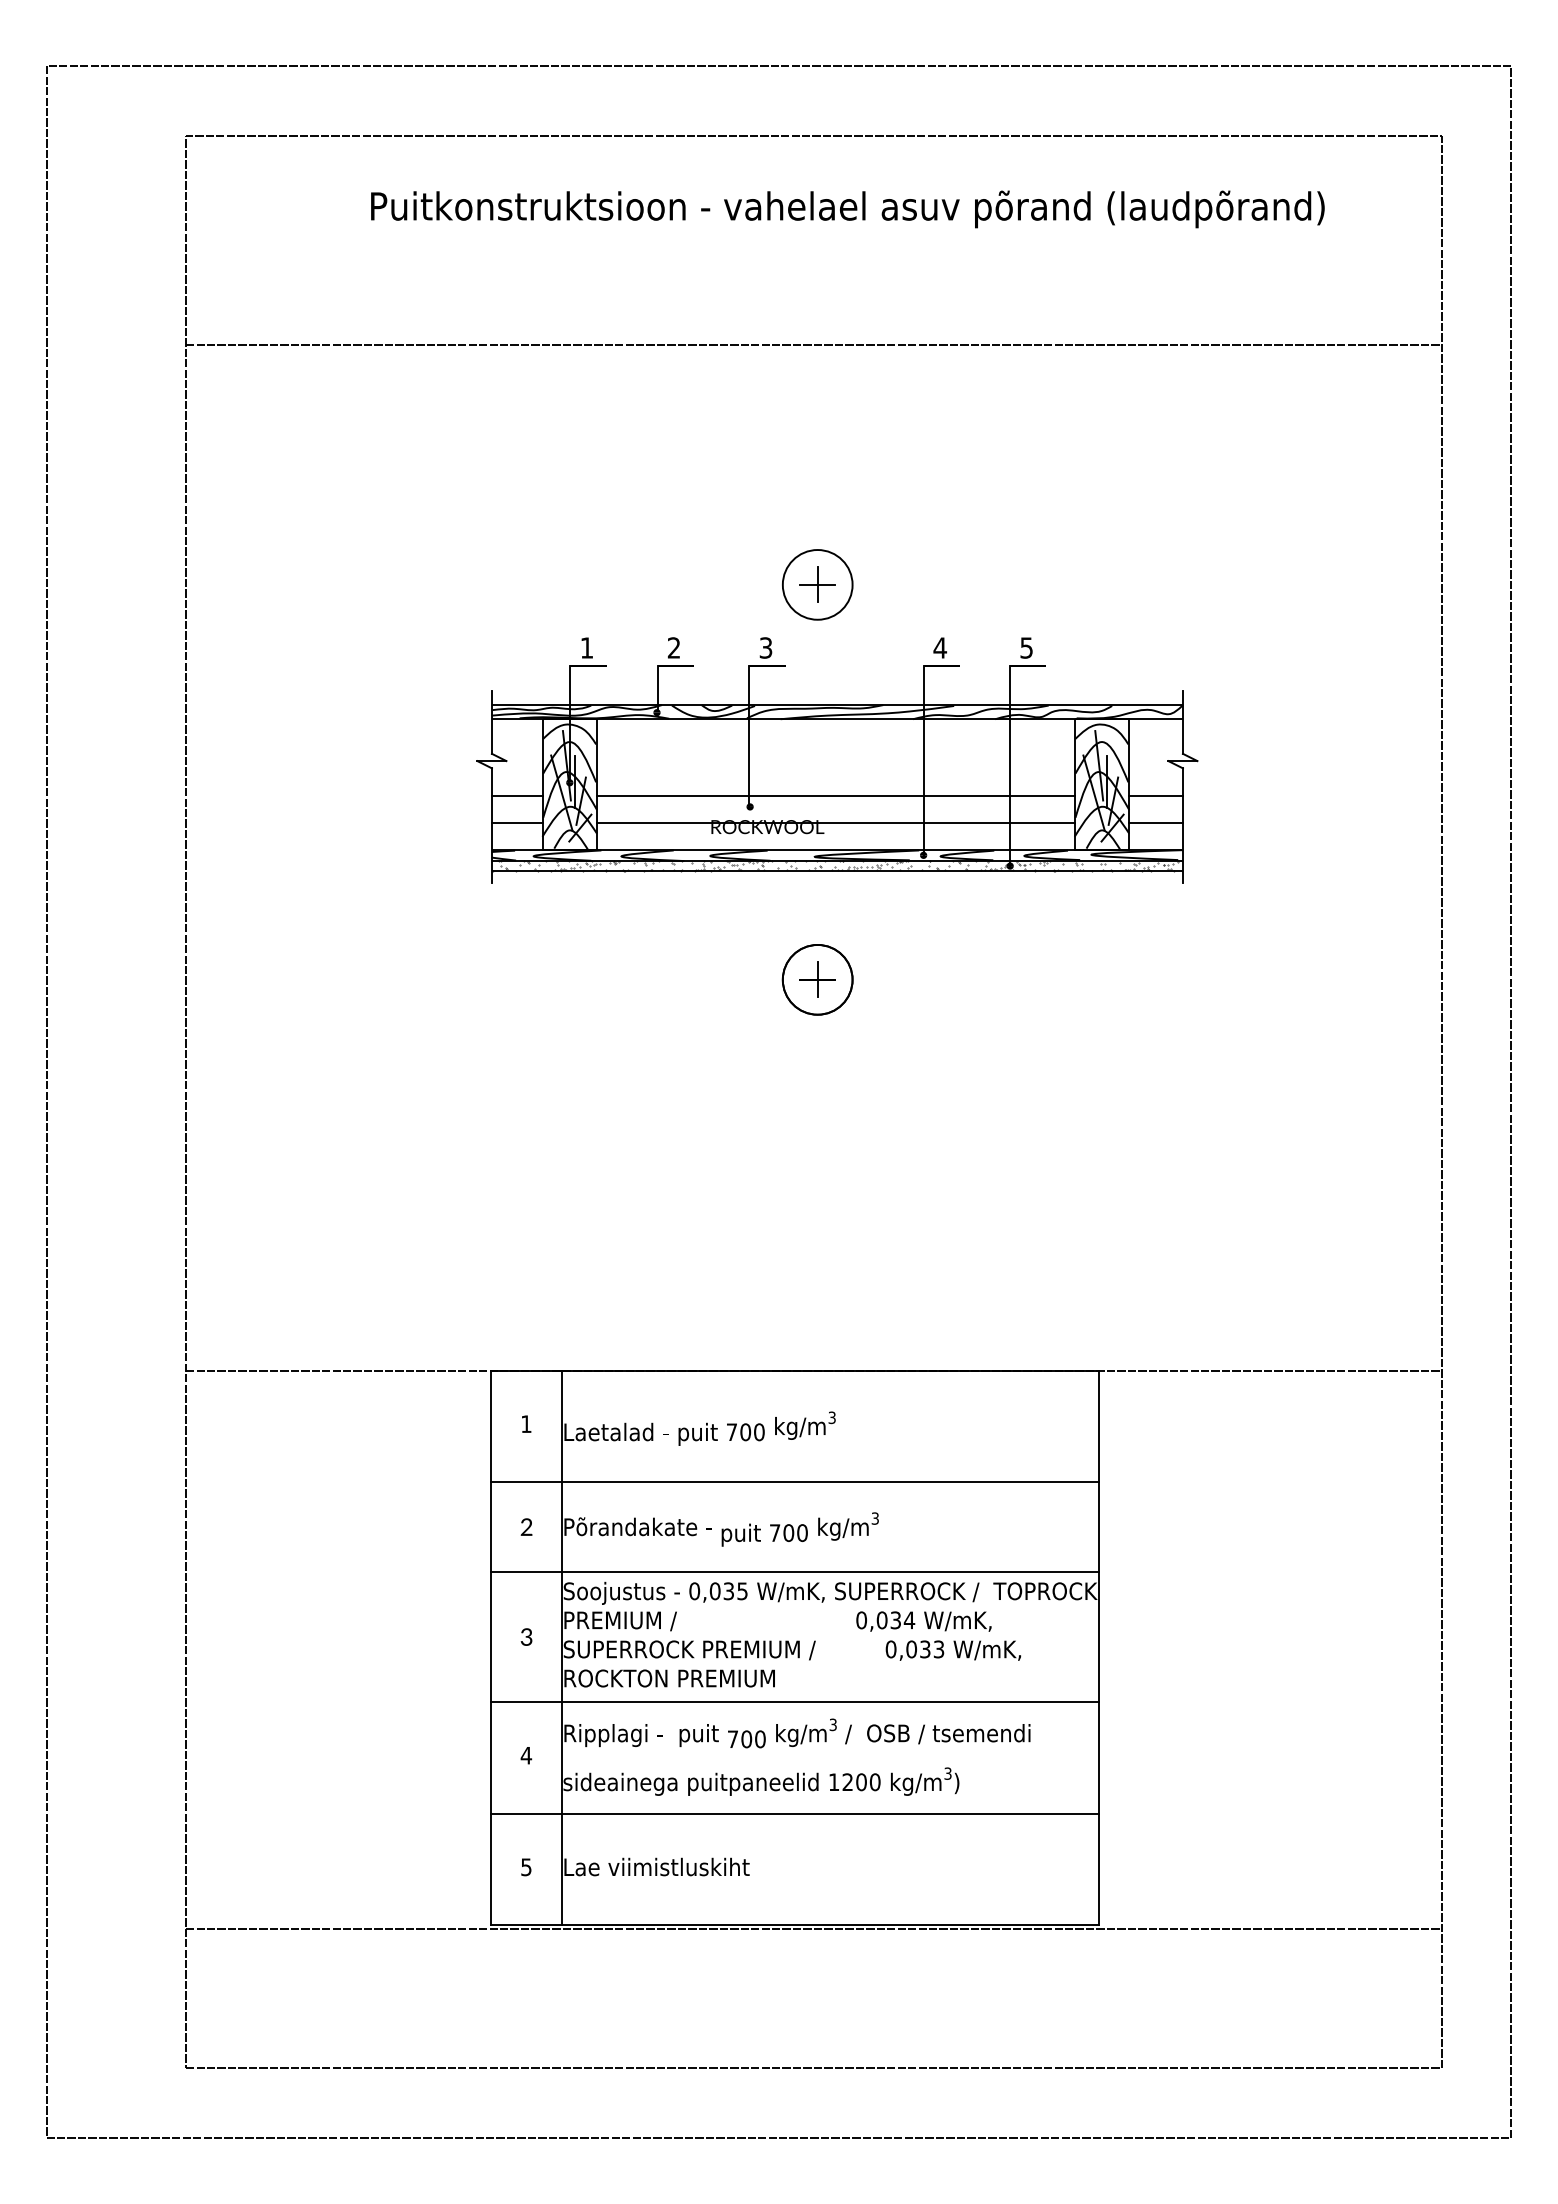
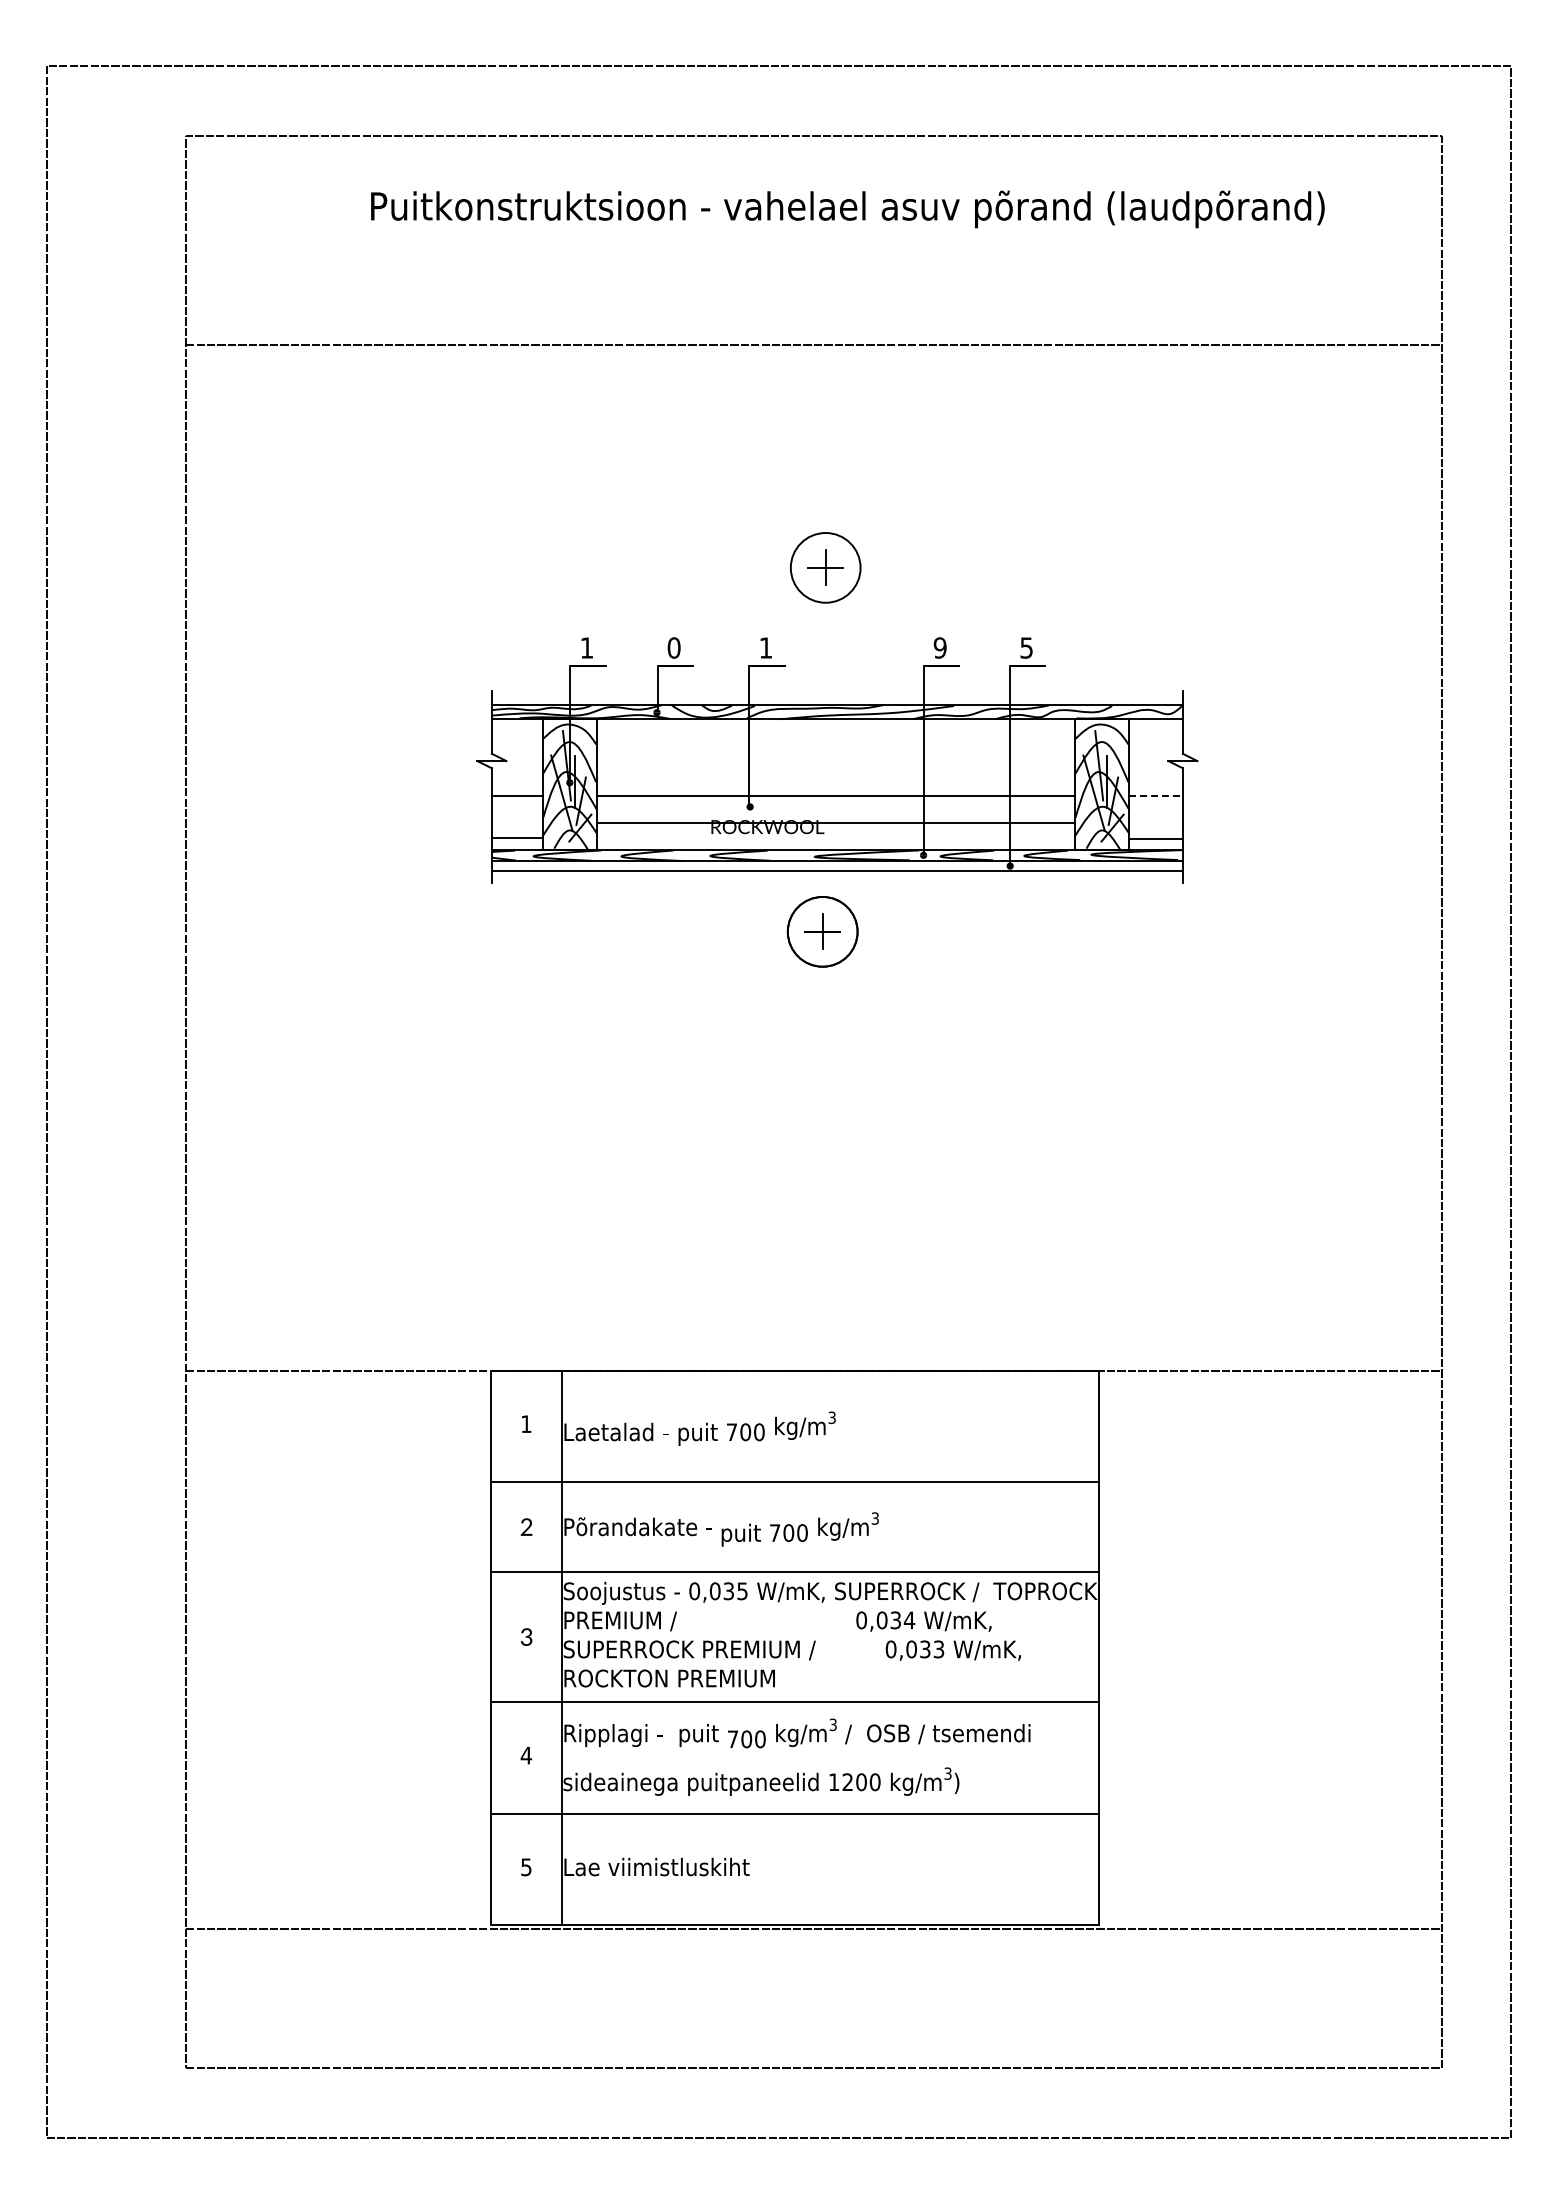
part position: (817, 584) -> (825, 567) (825, 567)
text: 2 -> 0 (673, 647)
text: 3 -> 1 (765, 647)
text: 4 -> 9 (940, 647)
line: solid -> dashed (1156, 795)
line position: (516, 822) -> (516, 837) (516, 837)
line position: (1155, 822) -> (1155, 838) (1155, 838)
hatch: present -> none (834, 865)
part position: (817, 979) -> (822, 931) (822, 931)
